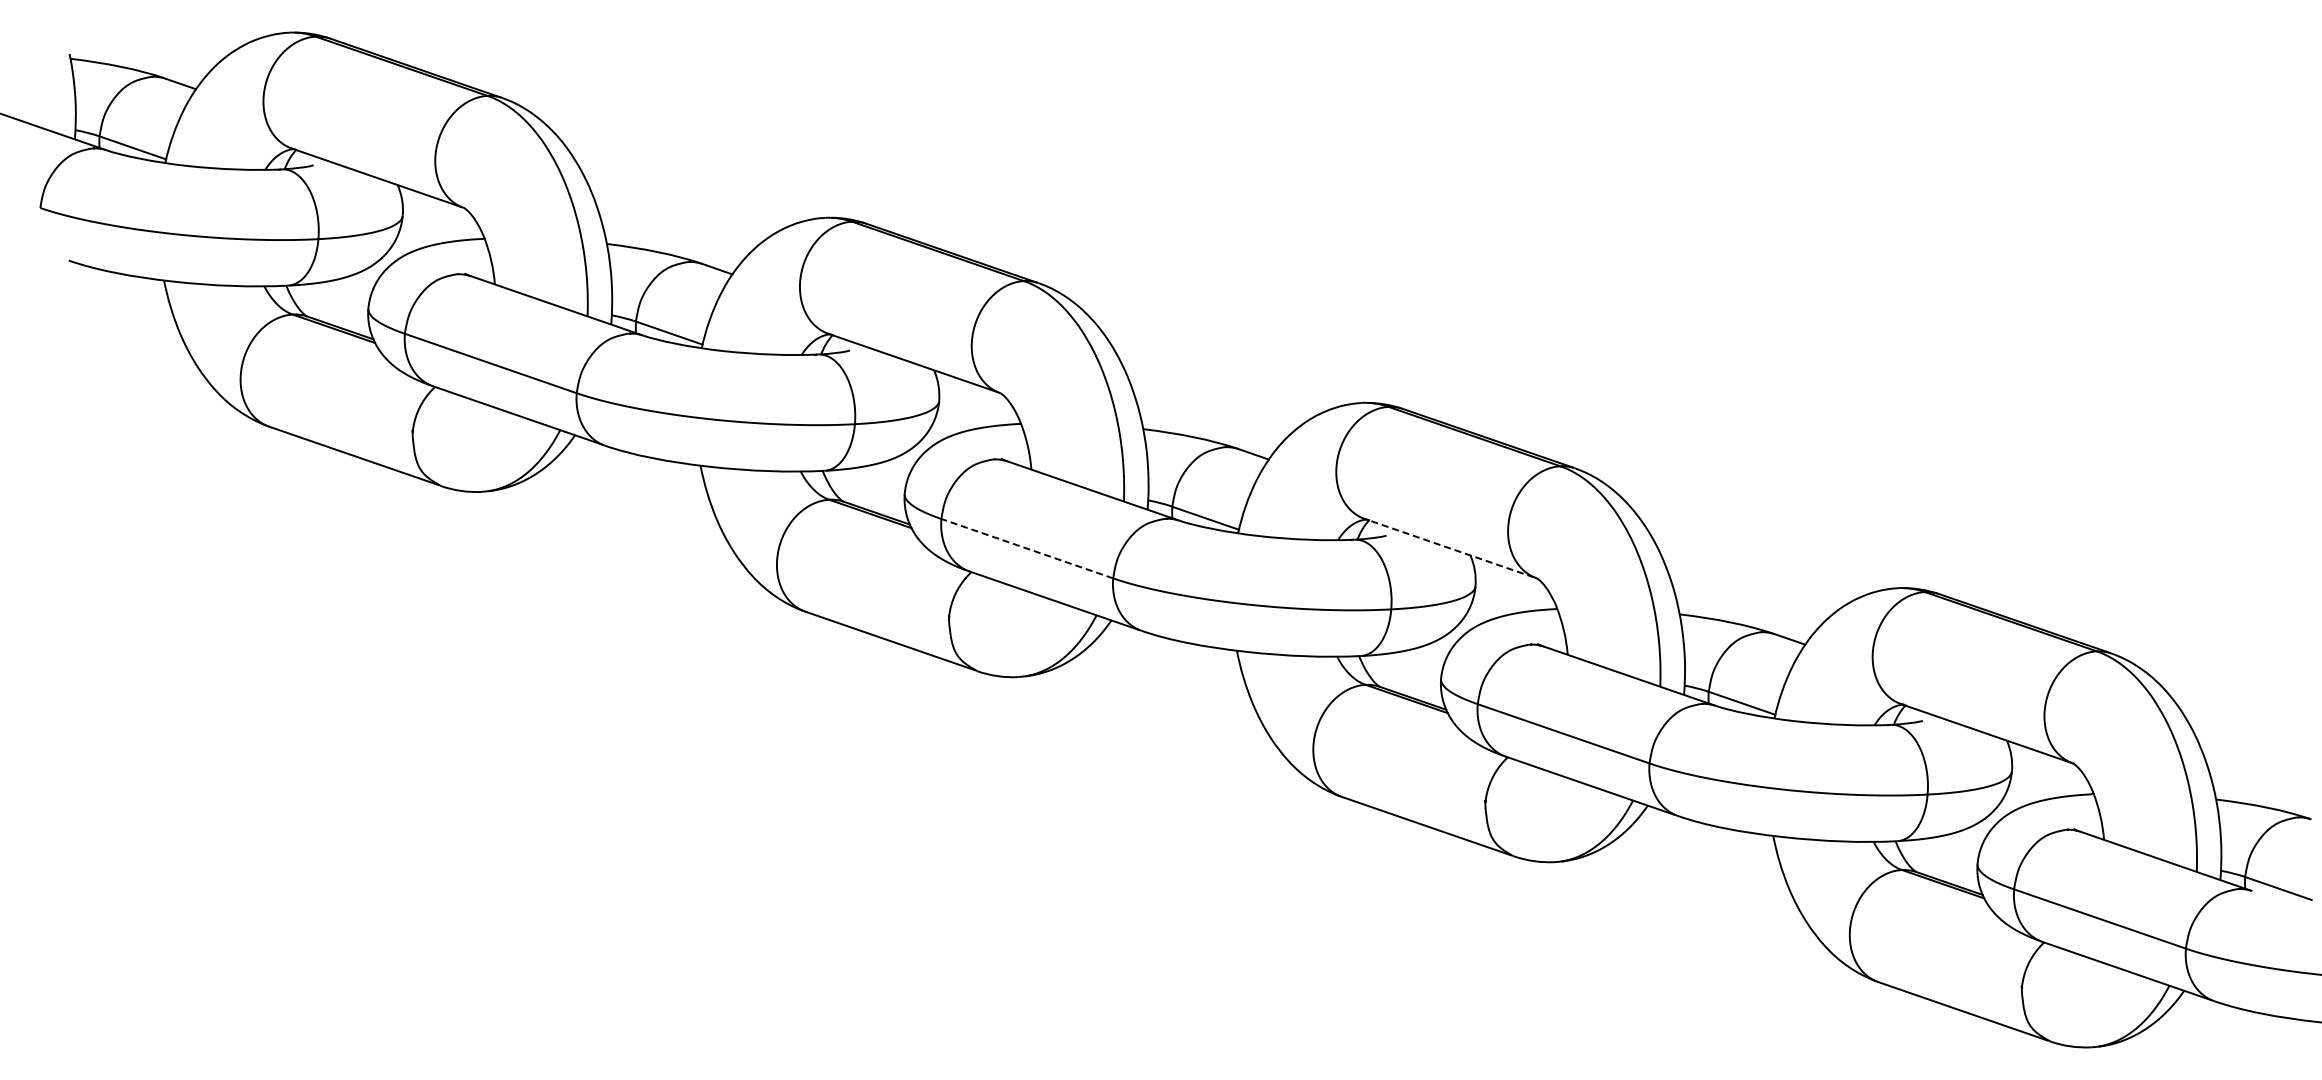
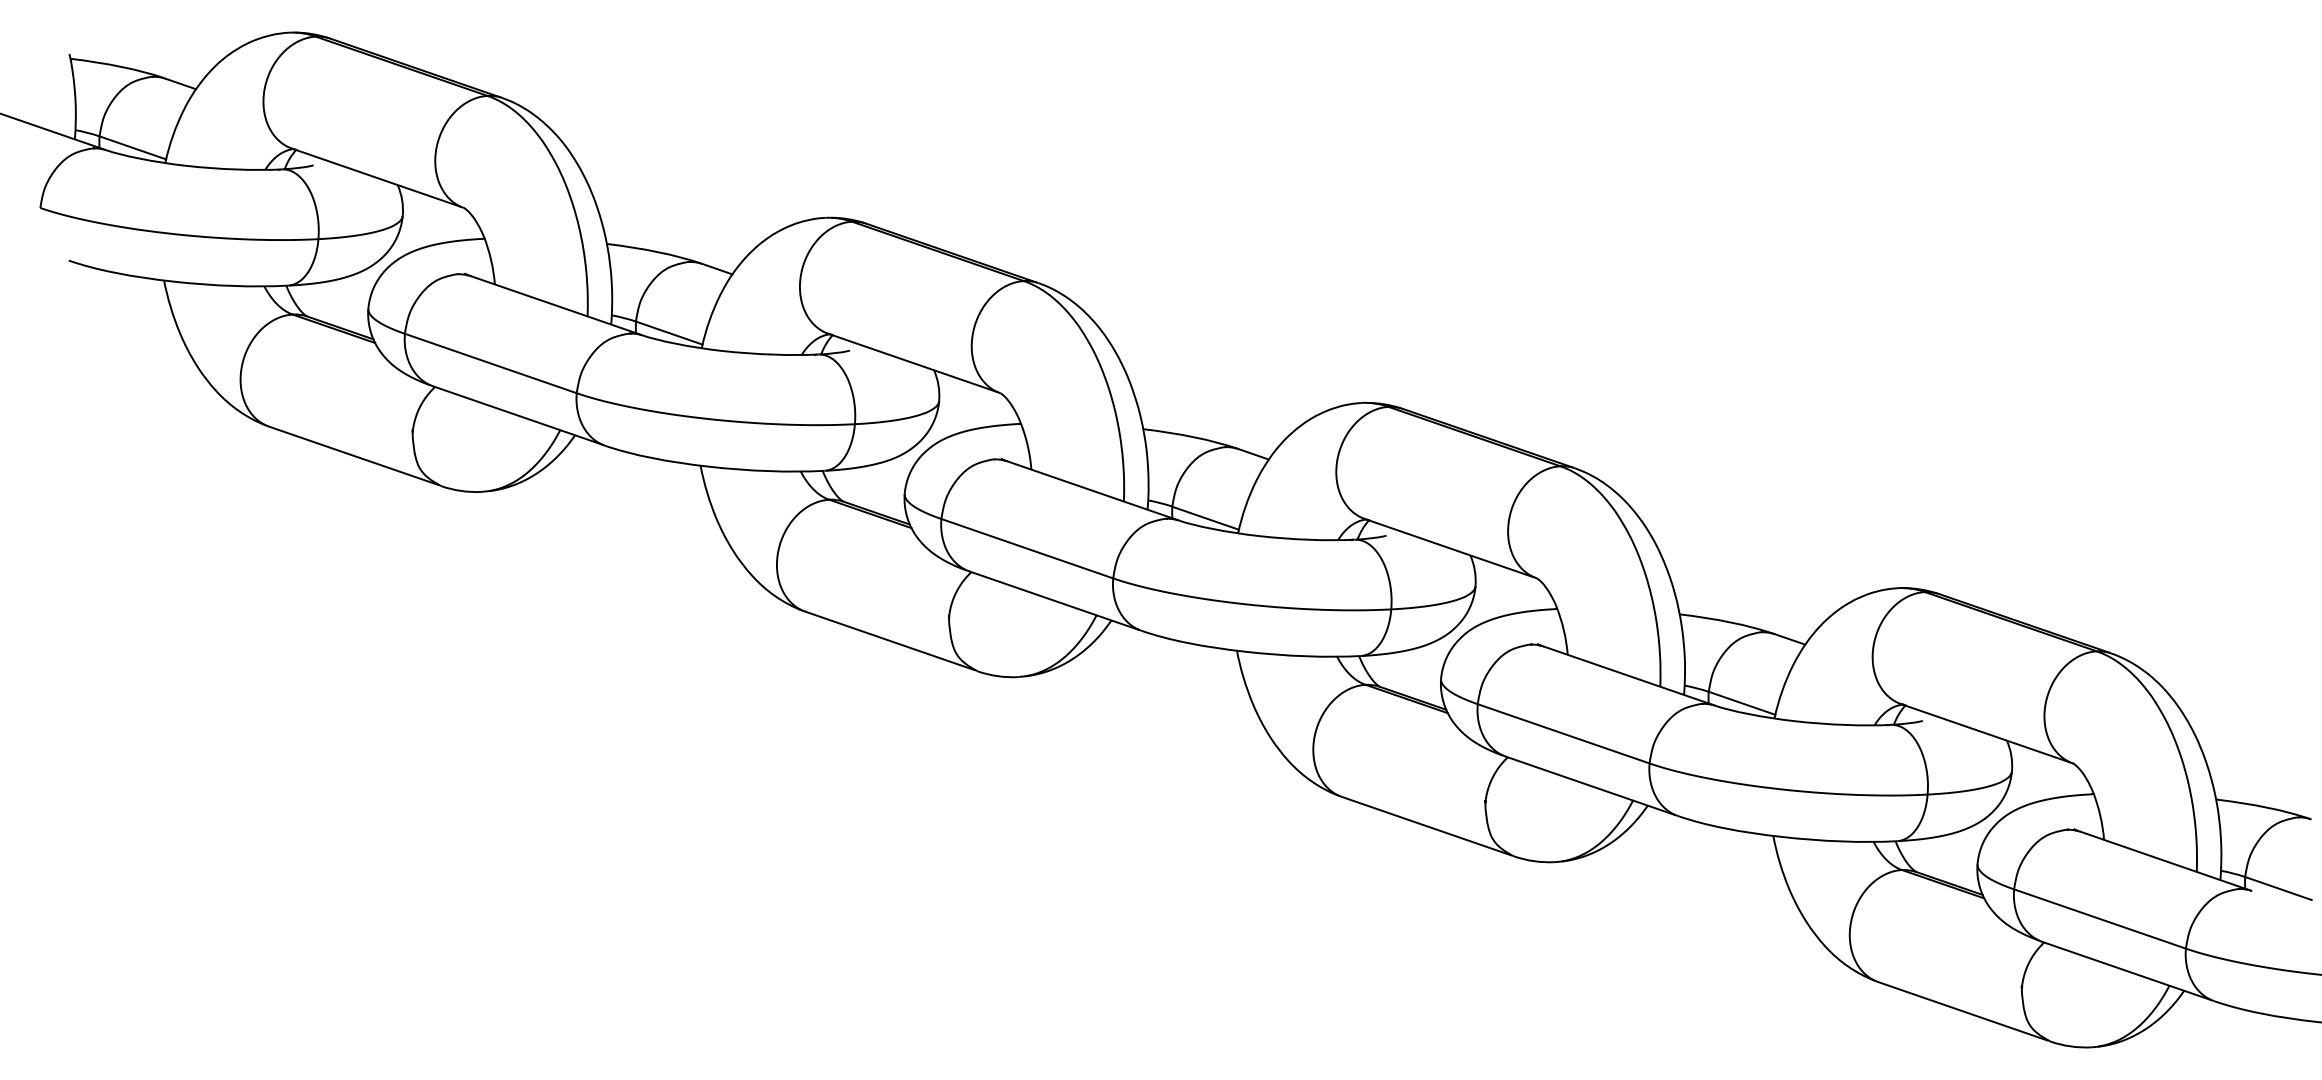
line: dashed -> solid (1027, 548)
line: dashed -> solid (1448, 548)
